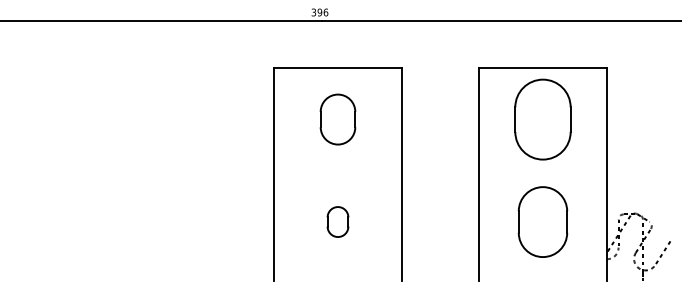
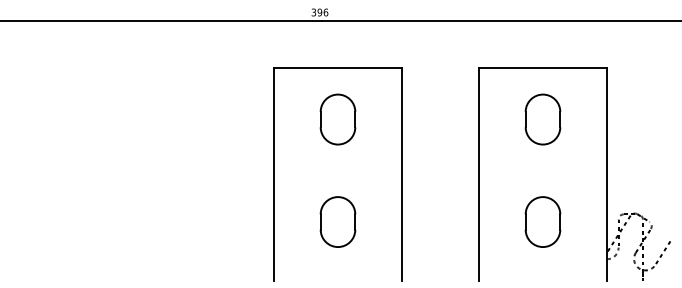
part size: 58x83 px -> 38x53 px (542, 119)
part size: 24x32 px -> 38x52 px (337, 221)
part size: 52x72 px -> 38x52 px (542, 221)
